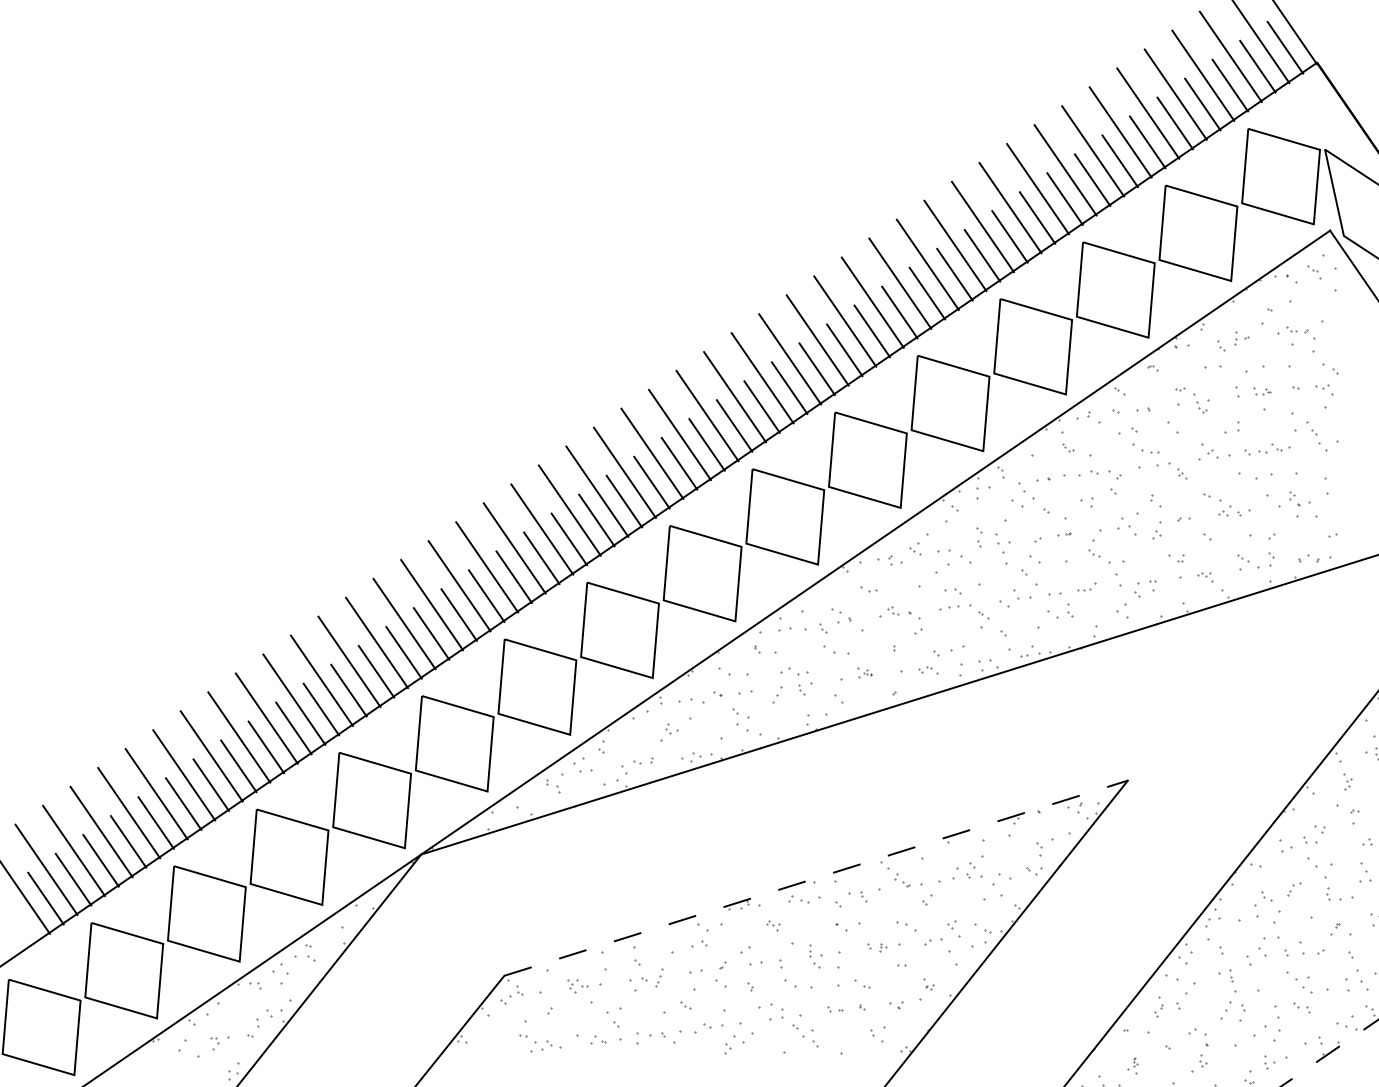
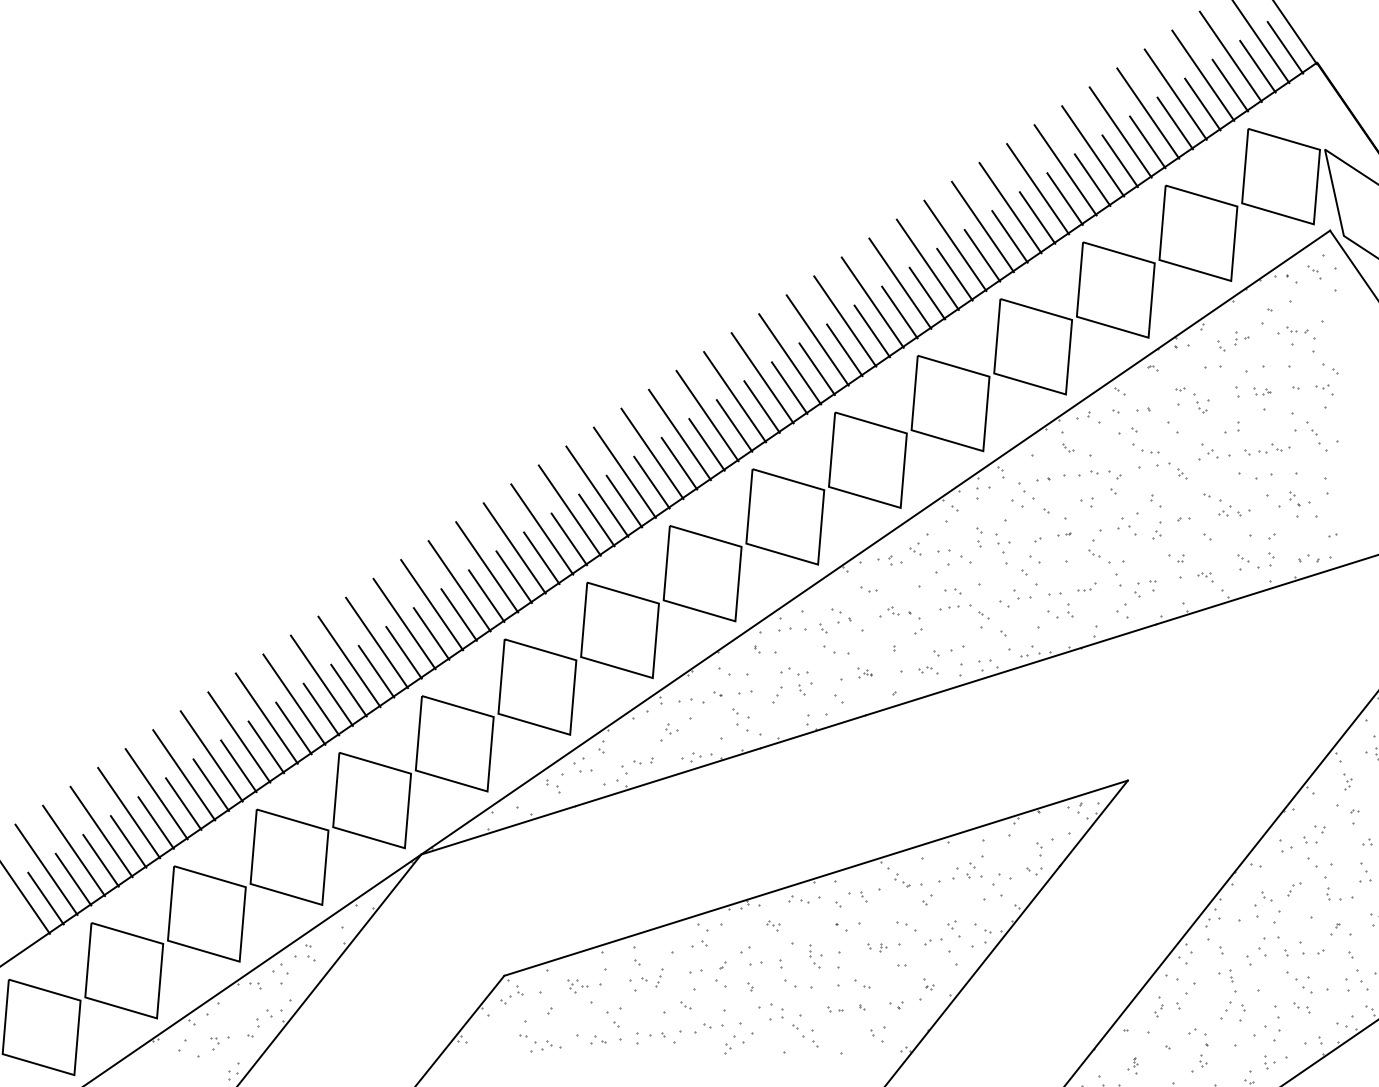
line: dashed -> solid (816, 878)
line: dashed -> solid (1329, 1053)
